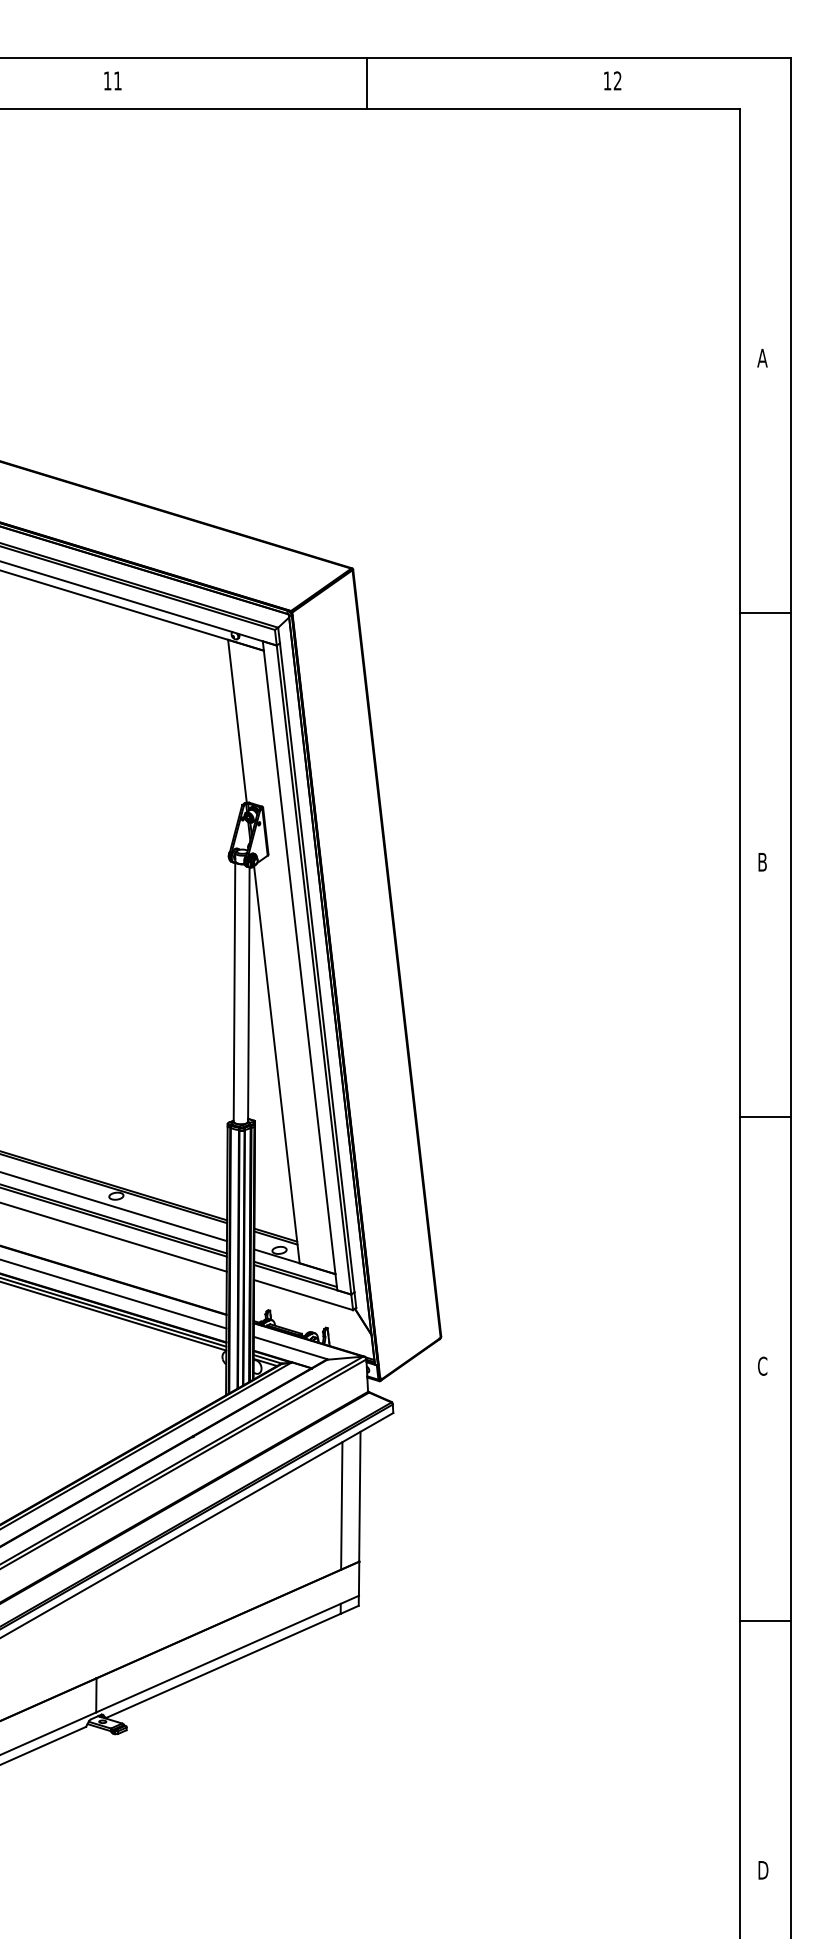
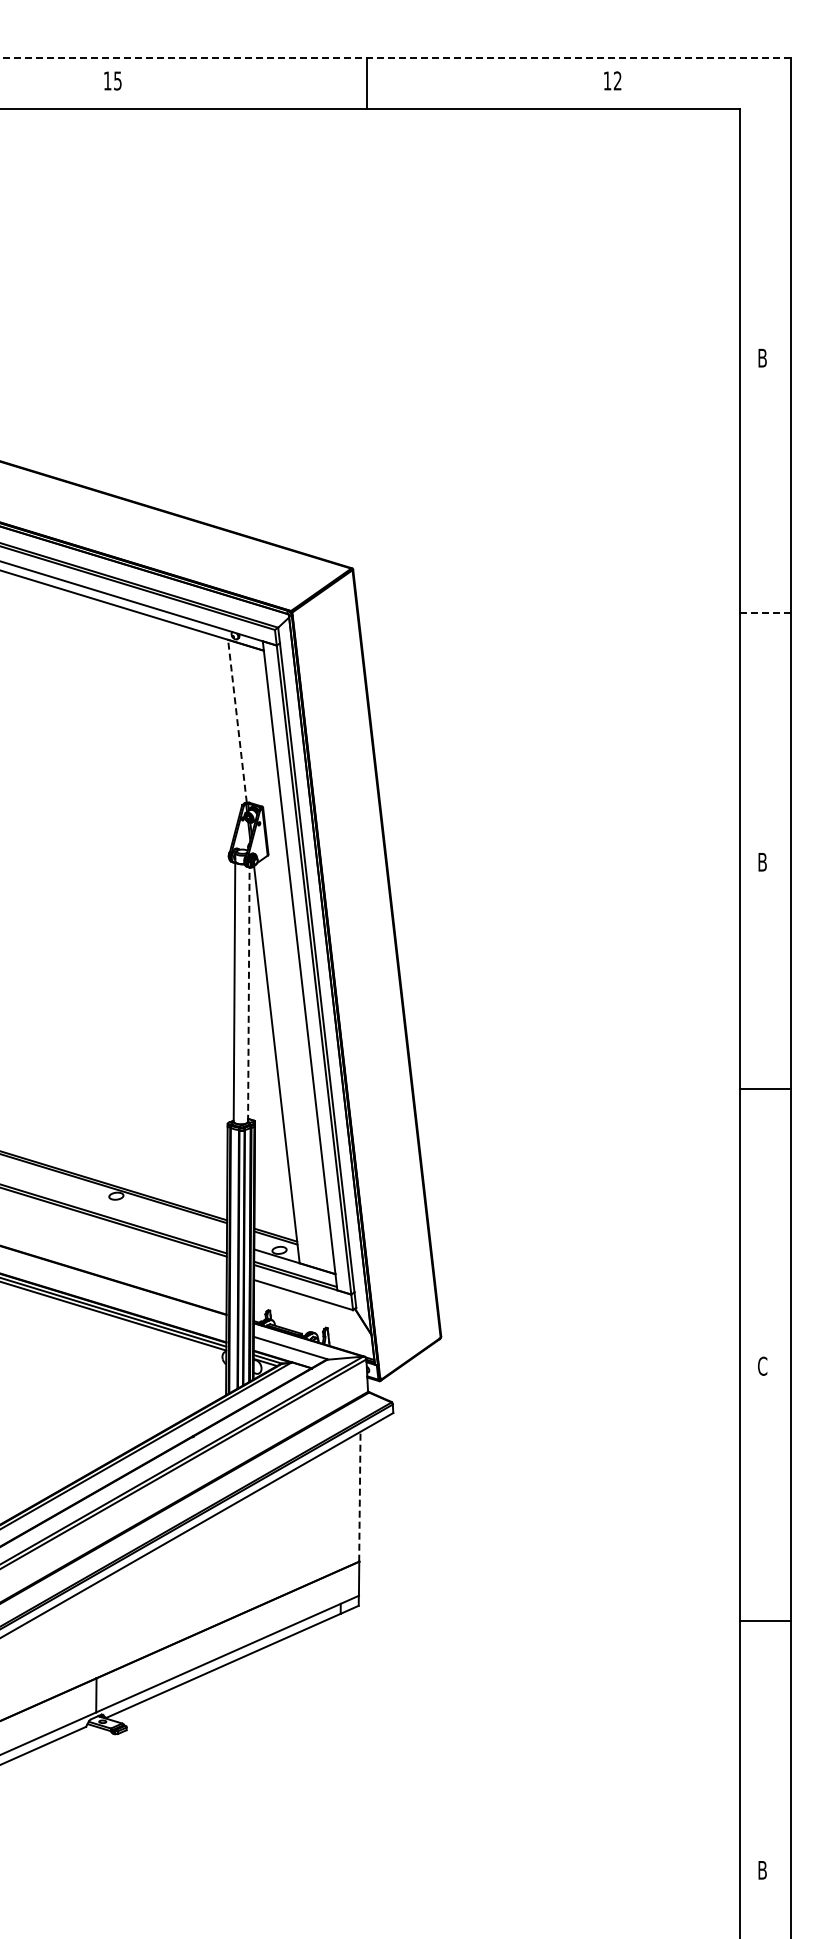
line: solid -> dashed (395, 58)
text: 11 -> 15 (117, 80)
text: A -> B (762, 357)
line: solid -> dashed (765, 612)
line: solid -> dashed (237, 721)
line: solid -> dashed (248, 994)
line position: (765, 1116) -> (765, 1088) (765, 1088)
line: present -> none (114, 1206)
line: present -> none (114, 1237)
line: present -> none (114, 1294)
line: solid -> dashed (359, 1496)
line: present -> none (341, 1505)
text: D -> B (764, 1870)
